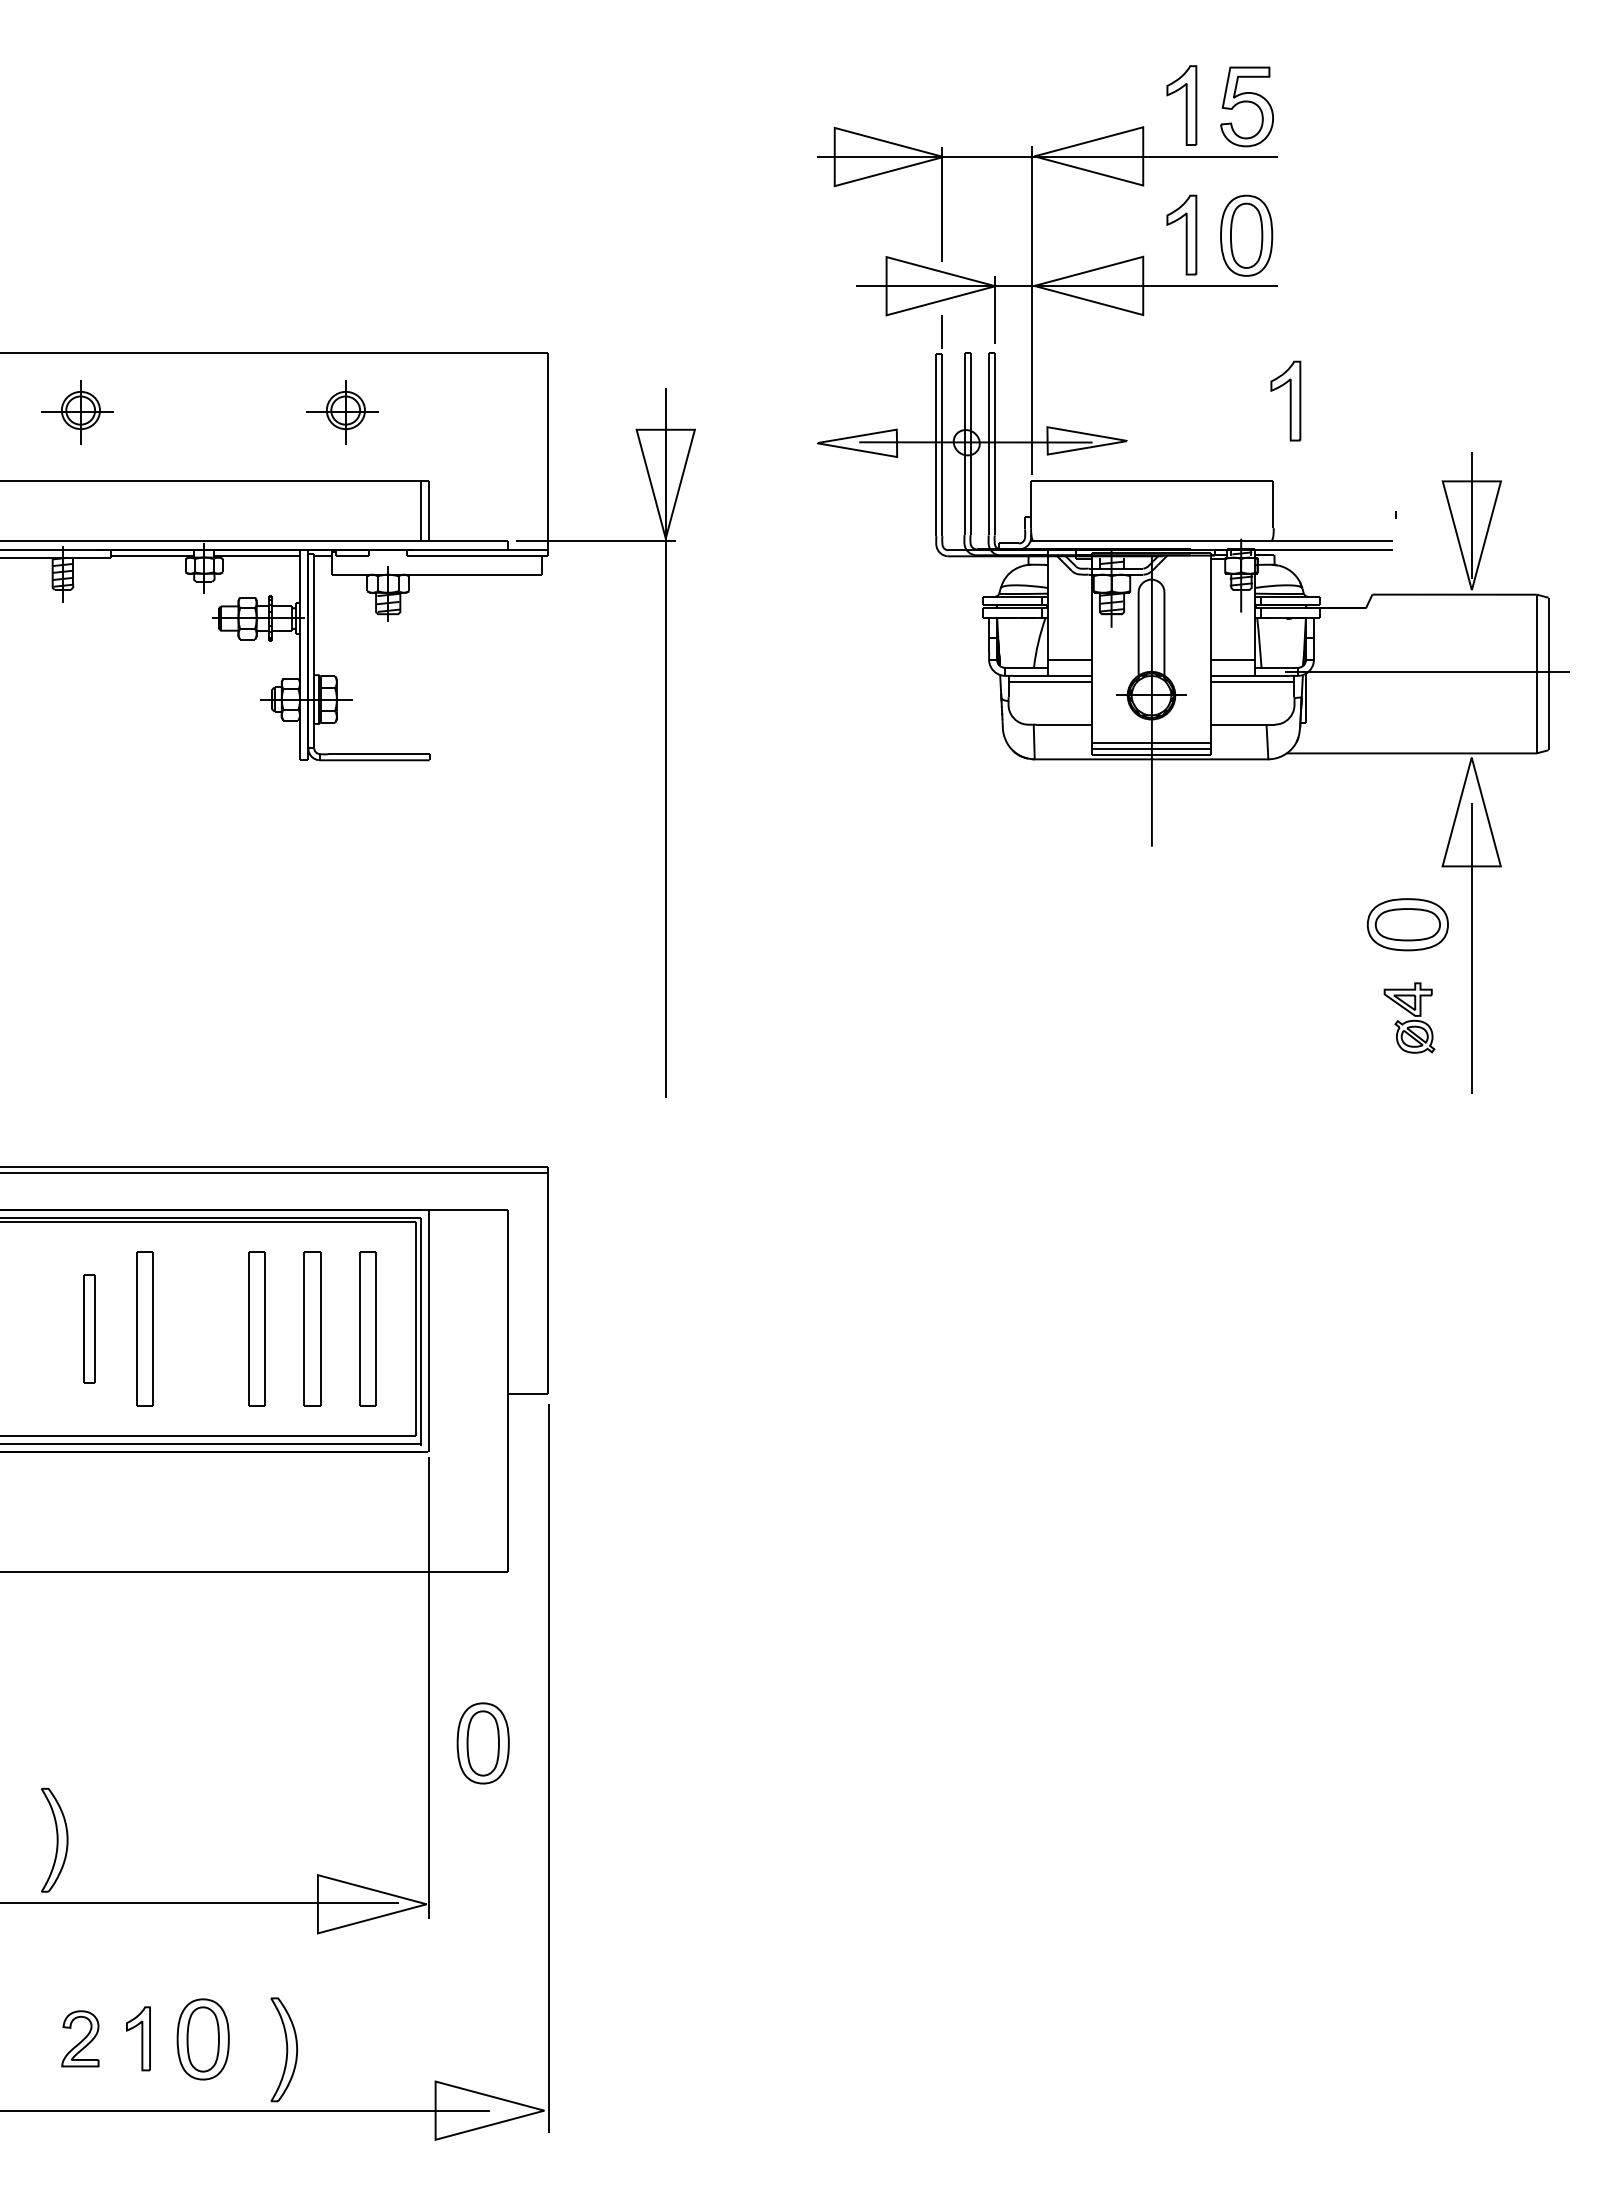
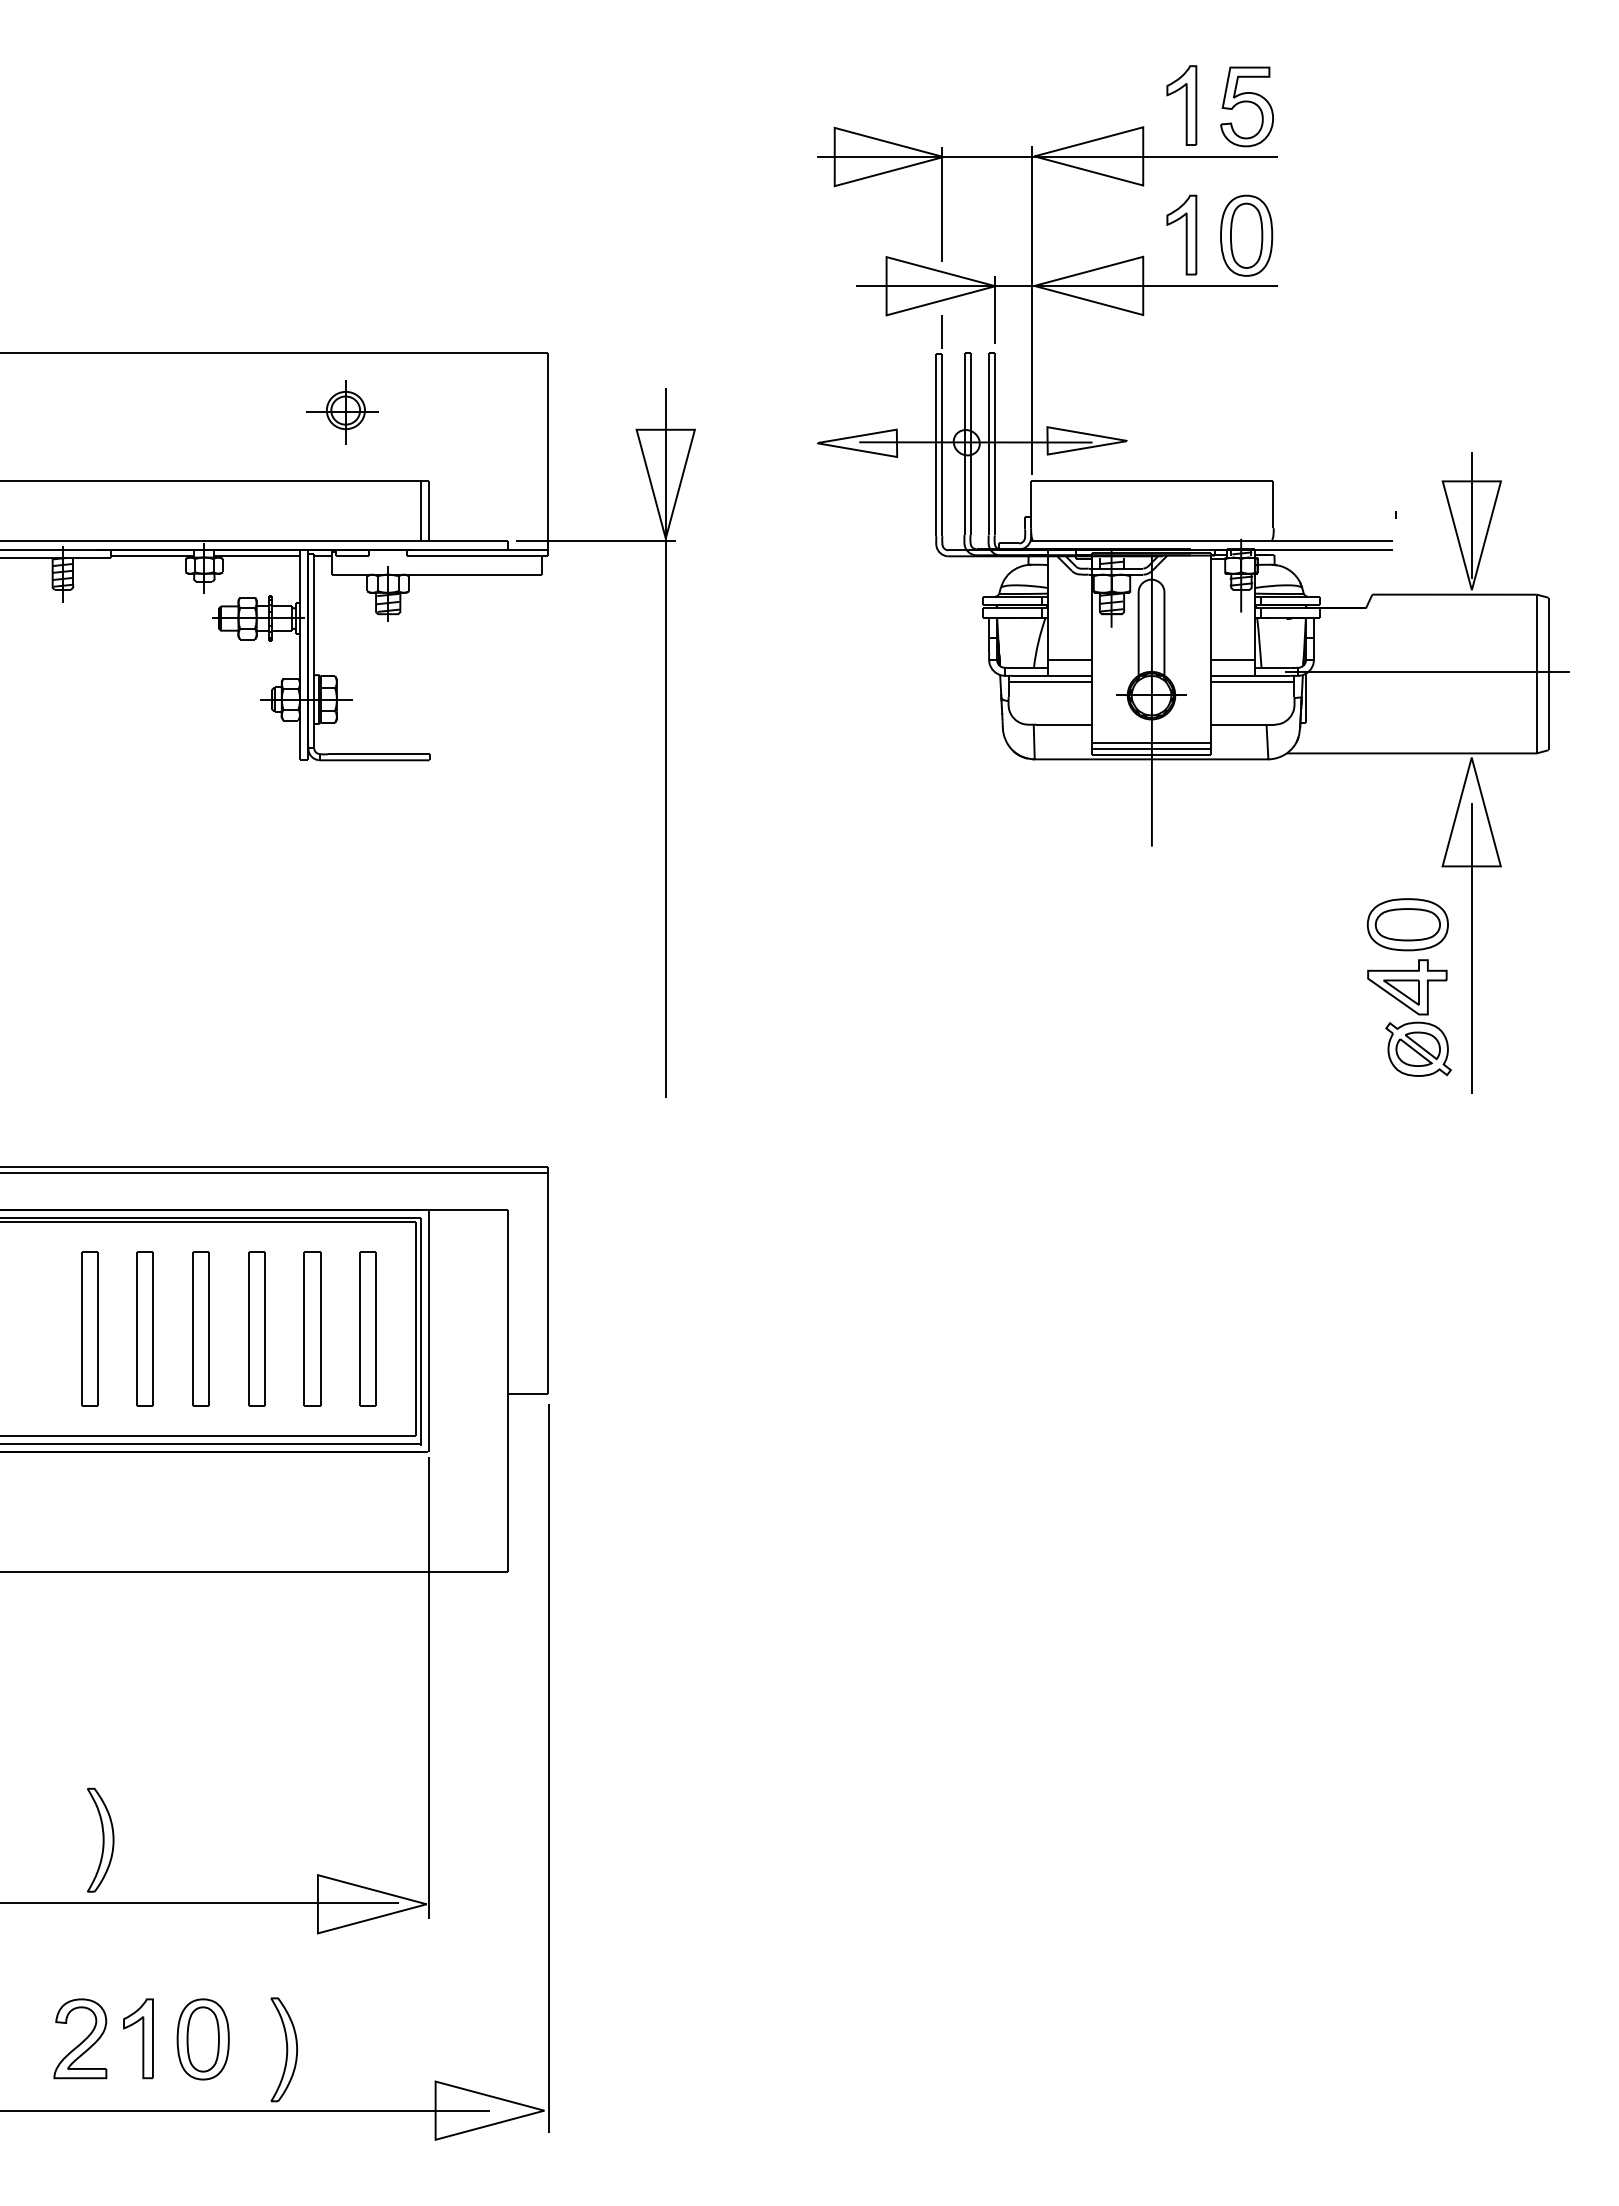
part: present -> none (1285, 400)
part: present -> none (77, 412)
part size: 53x72 px -> 85x118 px (1409, 1017)
part size: 13x110 px -> 18x156 px (89, 1328)
part: none -> present (200, 1328)
part: present -> none (482, 1743)
part position: (54, 1839) -> (100, 1839) (100, 1839)
part size: 39x58 px -> 55x82 px (80, 2038)
part size: 25x66 px -> 31x82 px (138, 2038)
